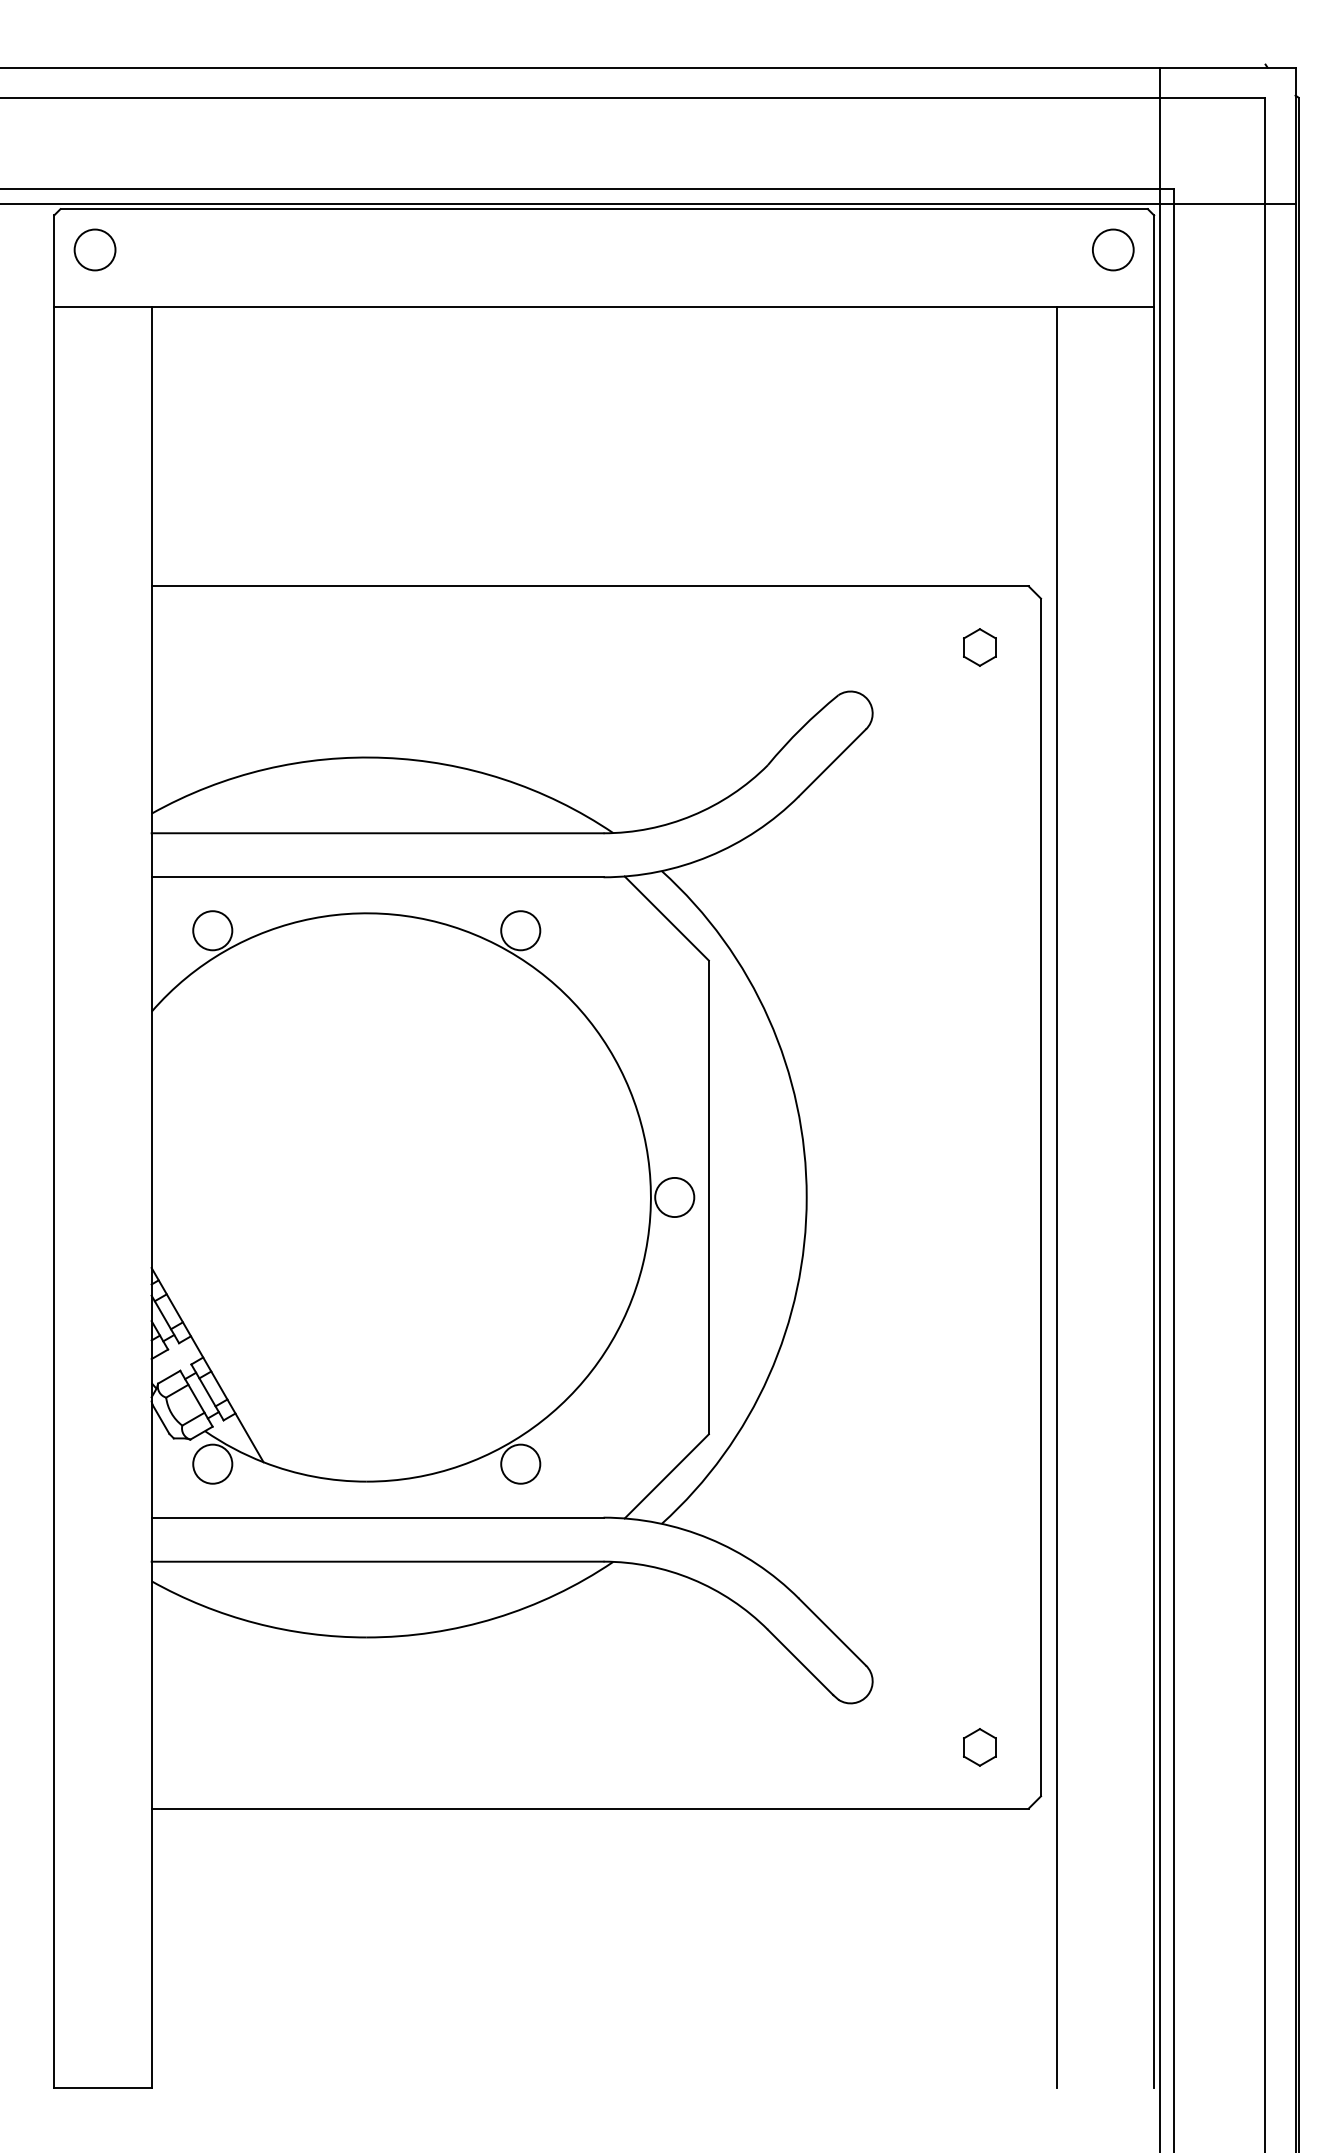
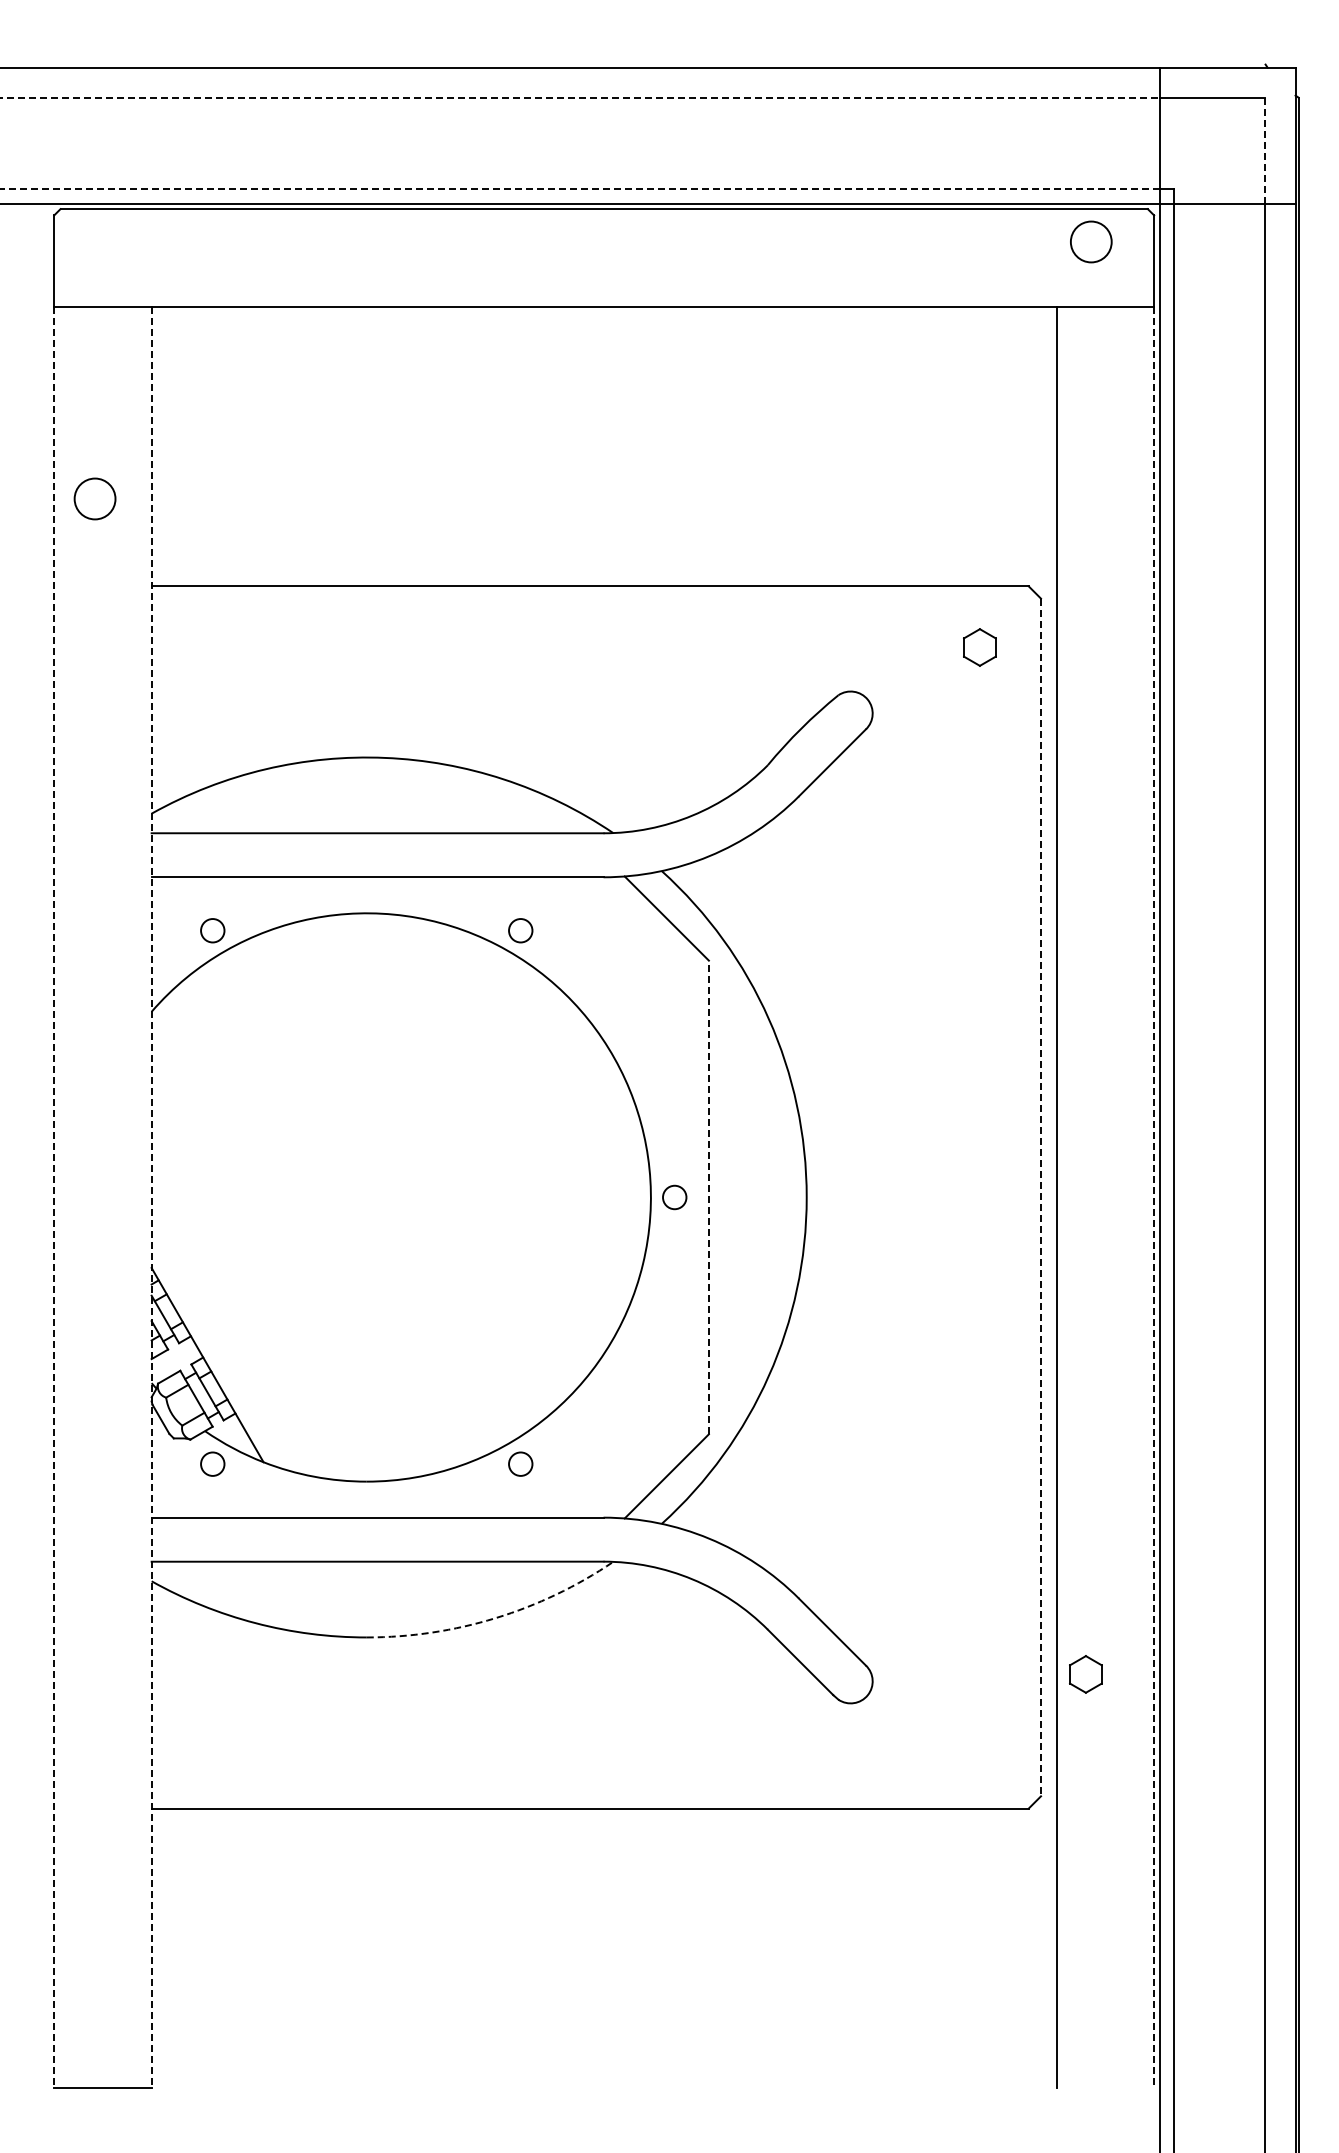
line: solid -> dashed (580, 97)
line: solid -> dashed (1265, 150)
line: solid -> dashed (579, 189)
circle position: (94, 249) -> (94, 498) (94, 498)
circle position: (1113, 249) -> (1091, 241) (1091, 241)
circle diameter: 39 px -> 23 px (212, 930)
circle diameter: 39 px -> 23 px (520, 930)
line: solid -> dashed (54, 1197)
line: solid -> dashed (151, 1197)
circle diameter: 39 px -> 23 px (674, 1197)
line: solid -> dashed (708, 1197)
line: solid -> dashed (1041, 1197)
line: solid -> dashed (1154, 1197)
circle diameter: 39 px -> 23 px (212, 1463)
circle diameter: 39 px -> 23 px (520, 1463)
arc: solid -> dashed (495, 1618)
part position: (979, 1747) -> (1085, 1674) (1085, 1674)
